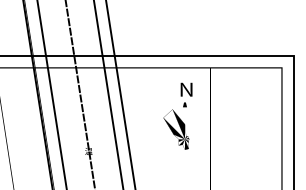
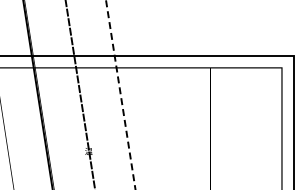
line: present -> none (51, 94)
line: present -> none (108, 94)
line: solid -> dashed (120, 94)
part: present -> none (177, 115)
